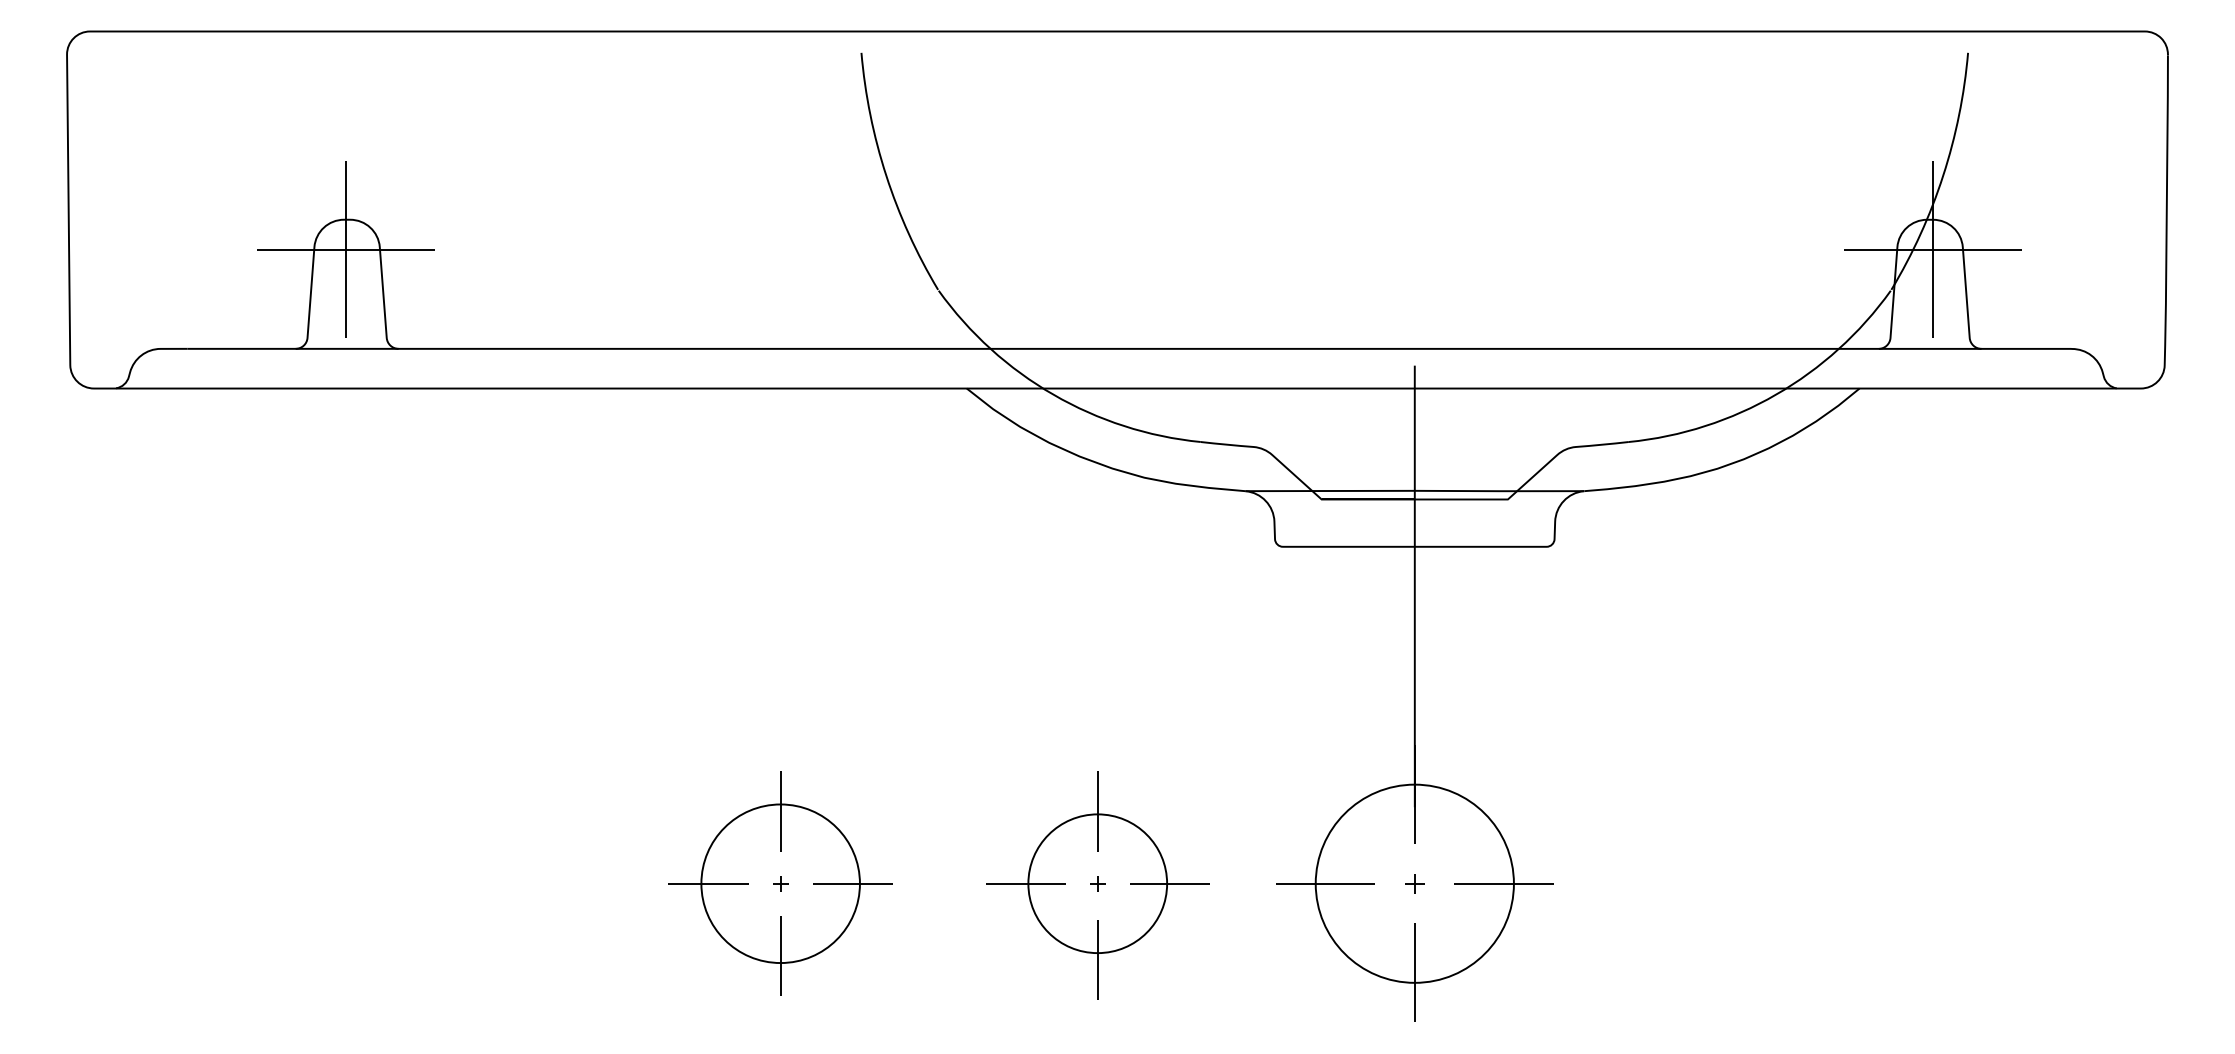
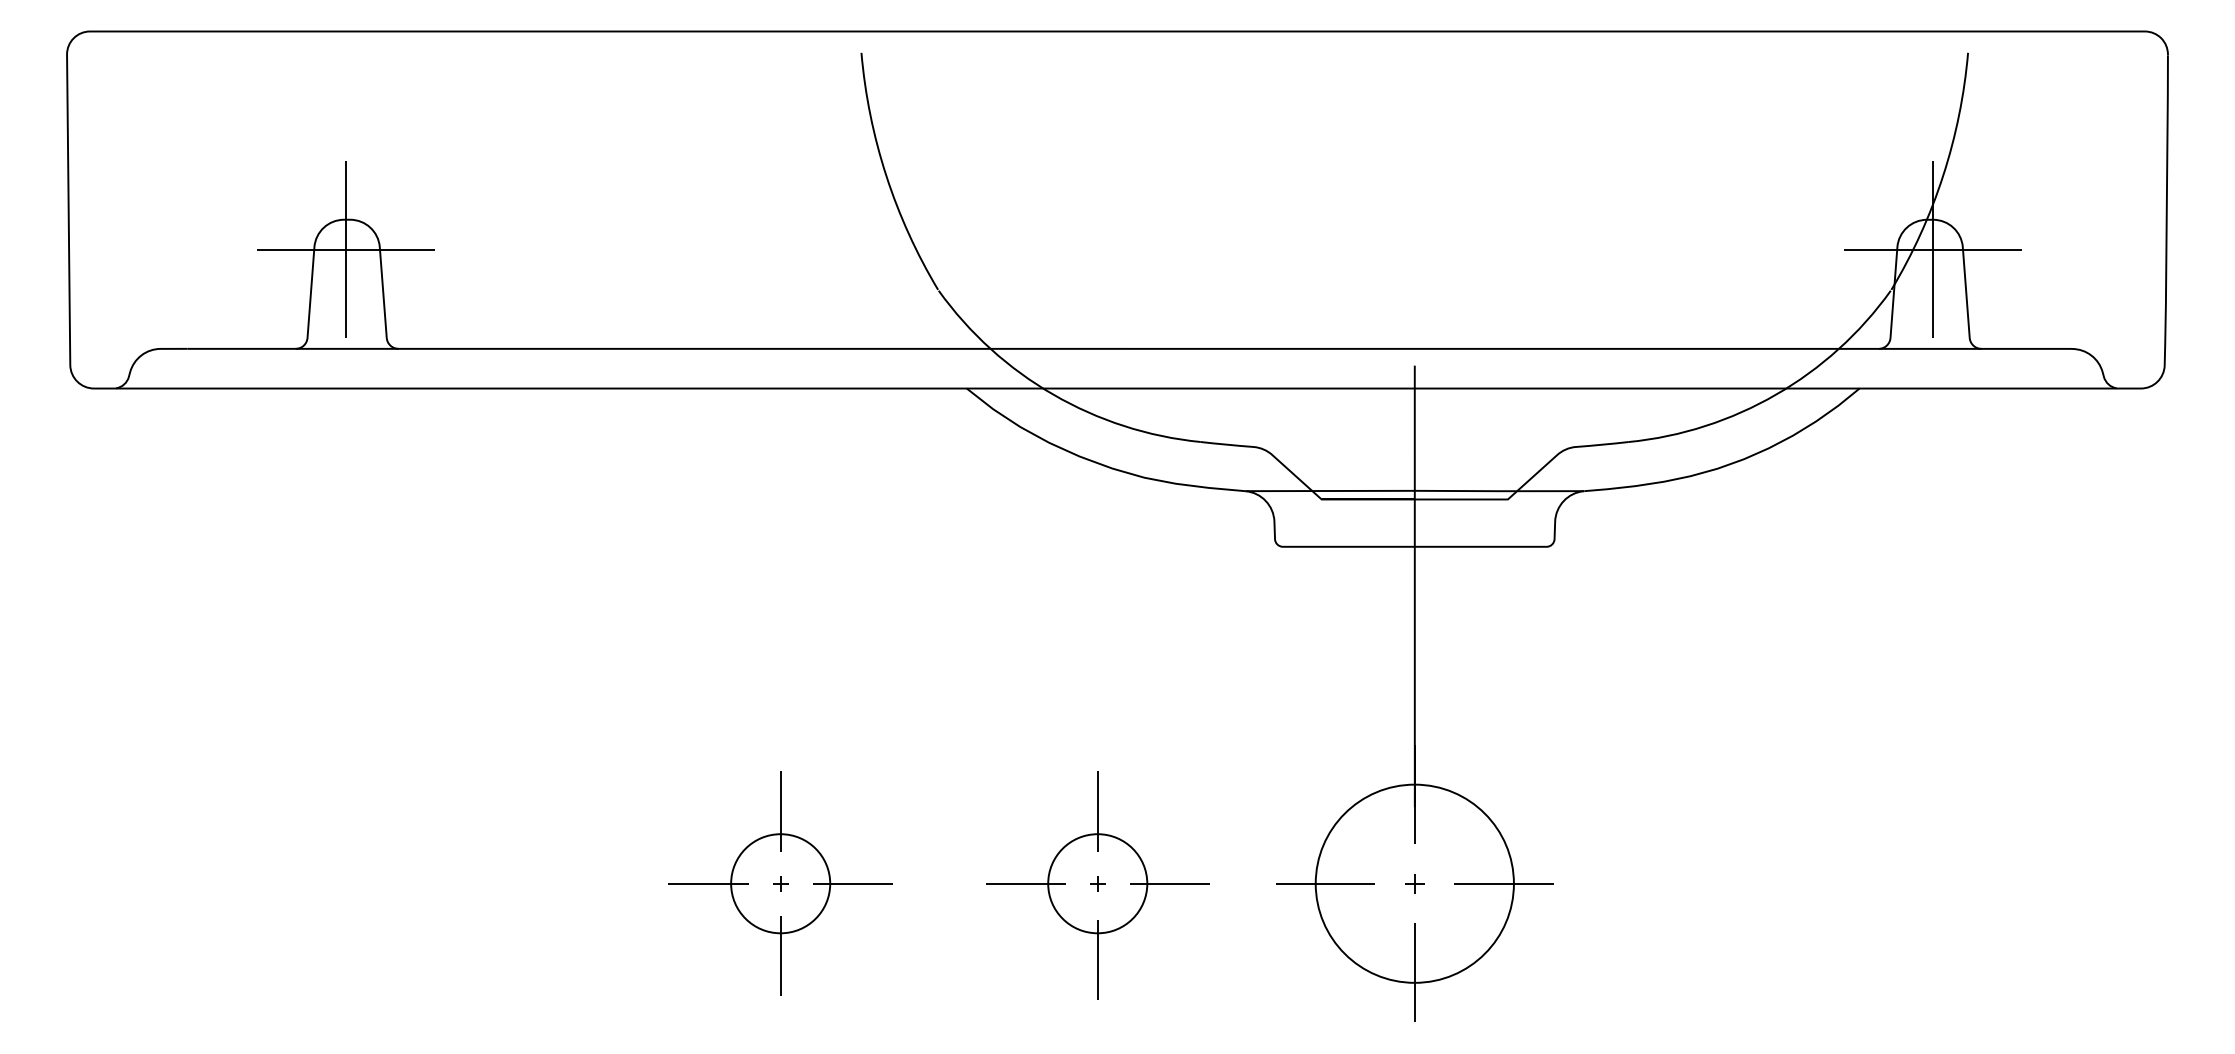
circle diameter: 159 px -> 99 px (780, 883)
circle diameter: 139 px -> 99 px (1097, 883)
